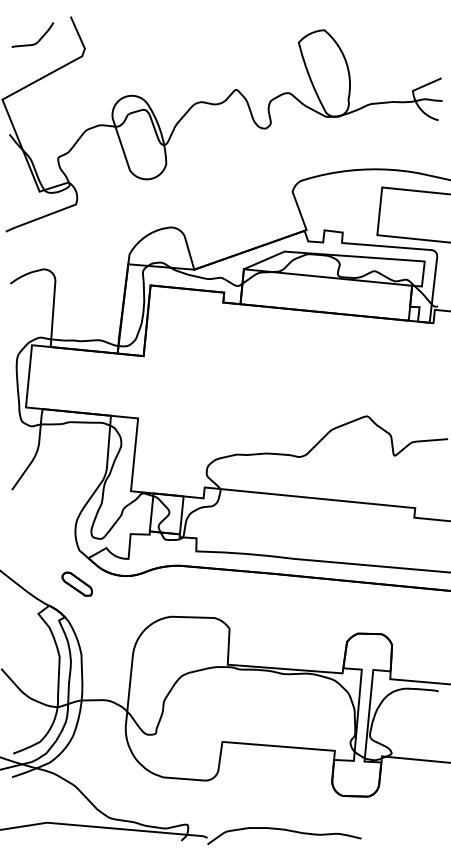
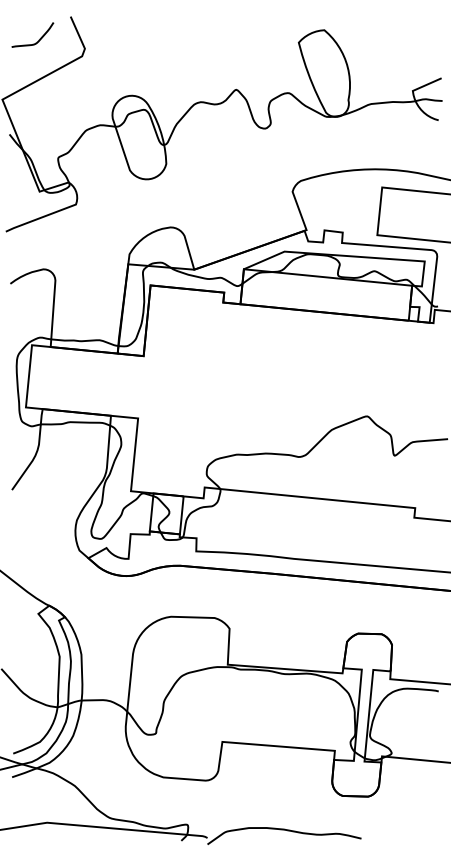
part: present -> none (76, 583)
